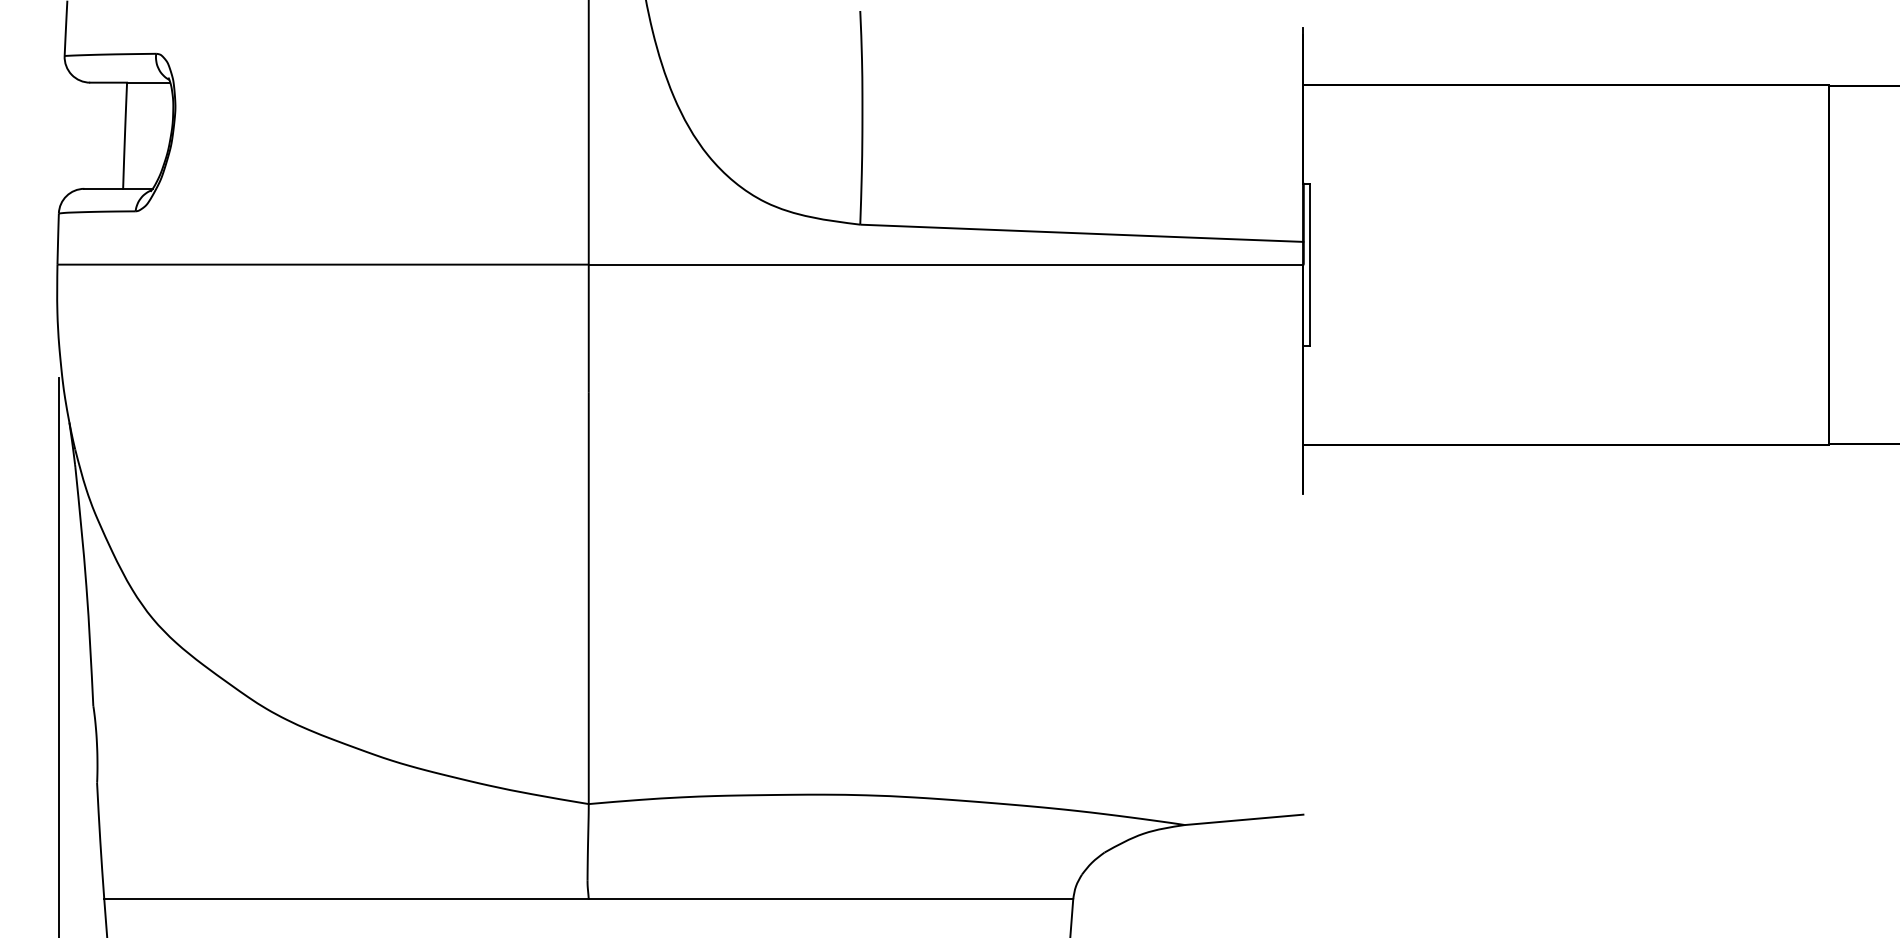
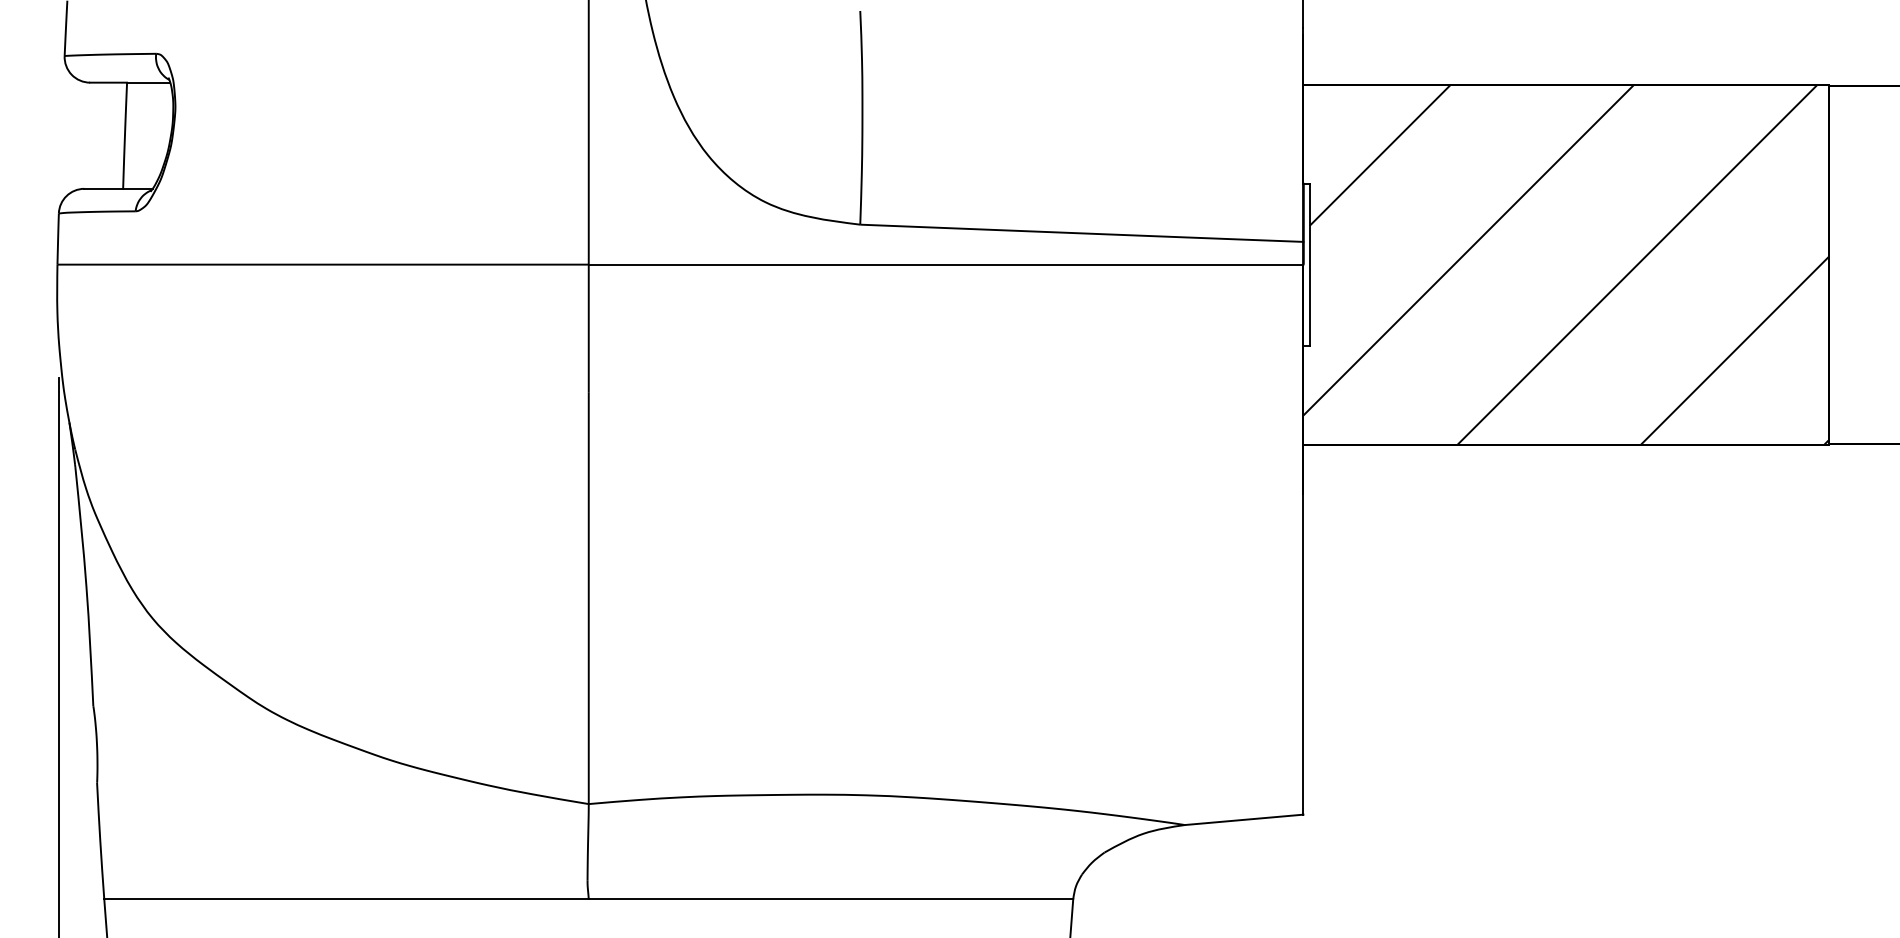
line: none -> present (1303, 15)
hatch: none -> present (1566, 264)
line: none -> present (1303, 654)
